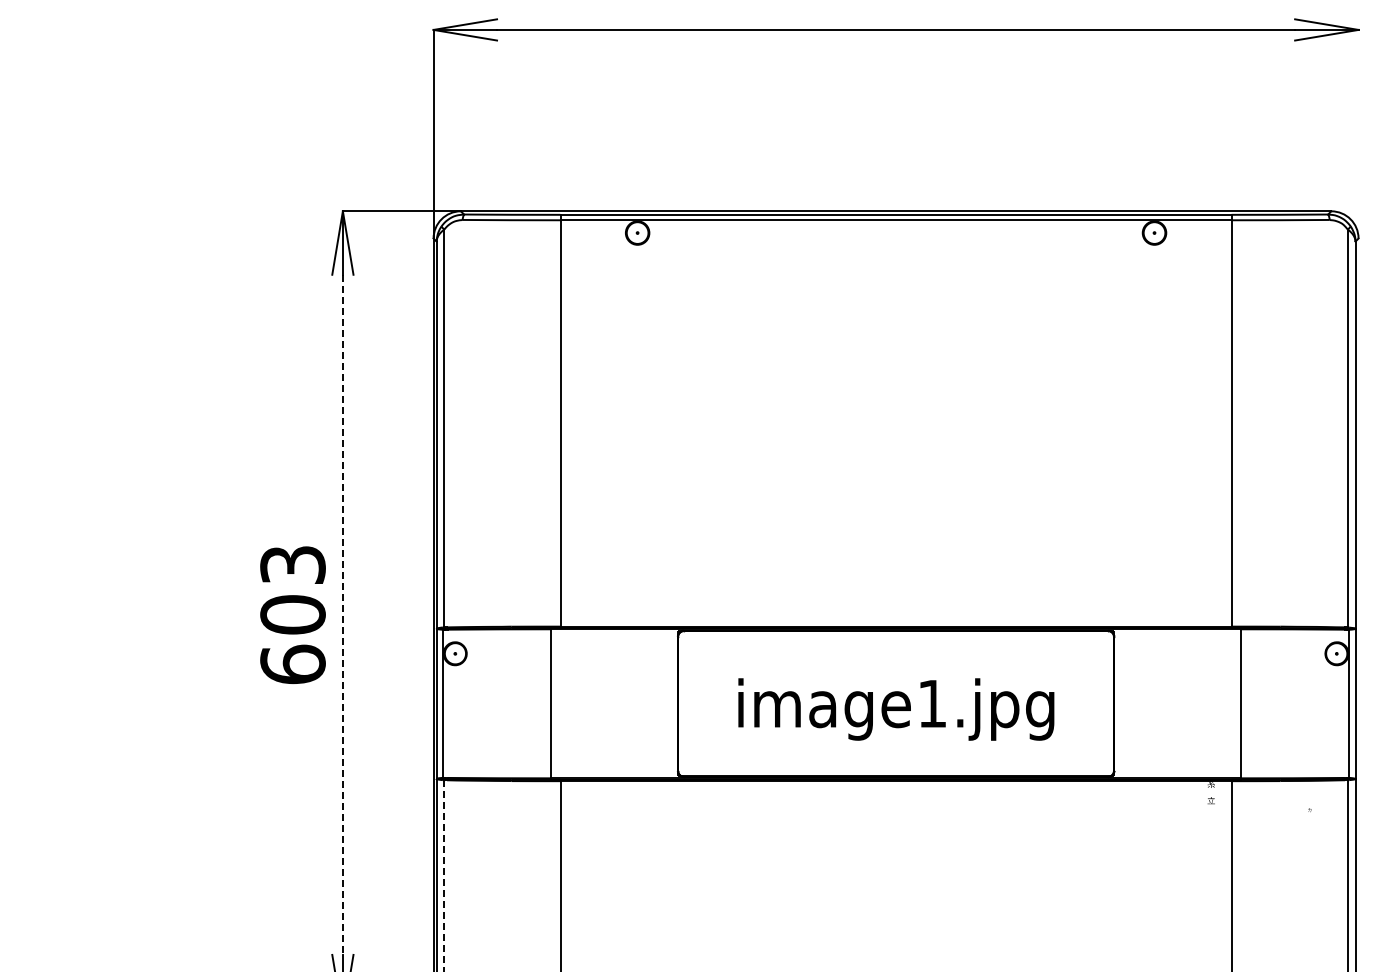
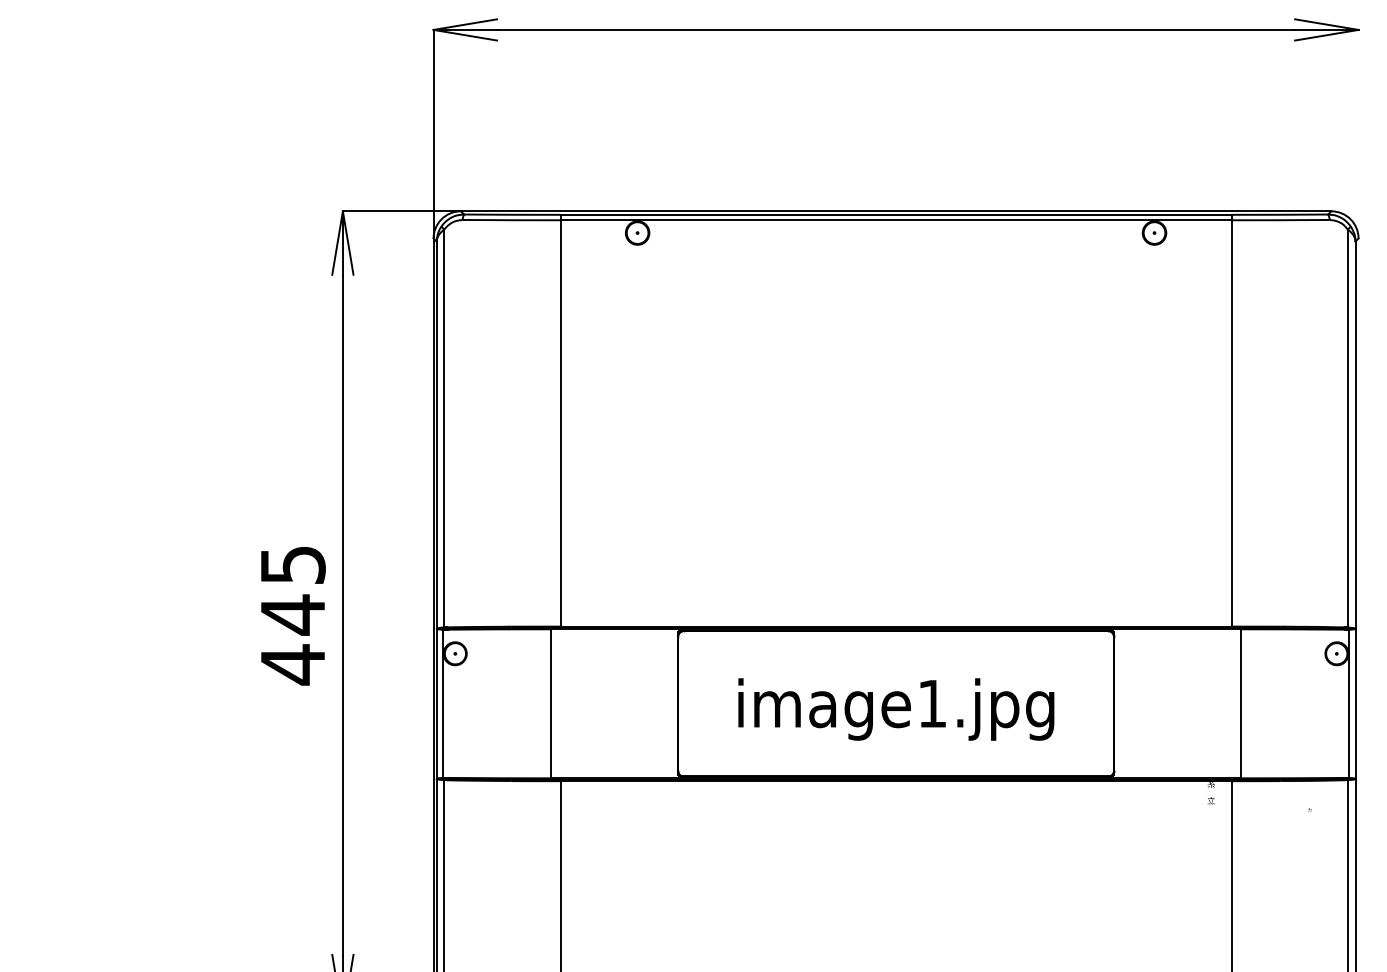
text: 603 -> 445 (292, 615)
line: dashed -> solid (342, 615)
line: dashed -> solid (444, 876)
